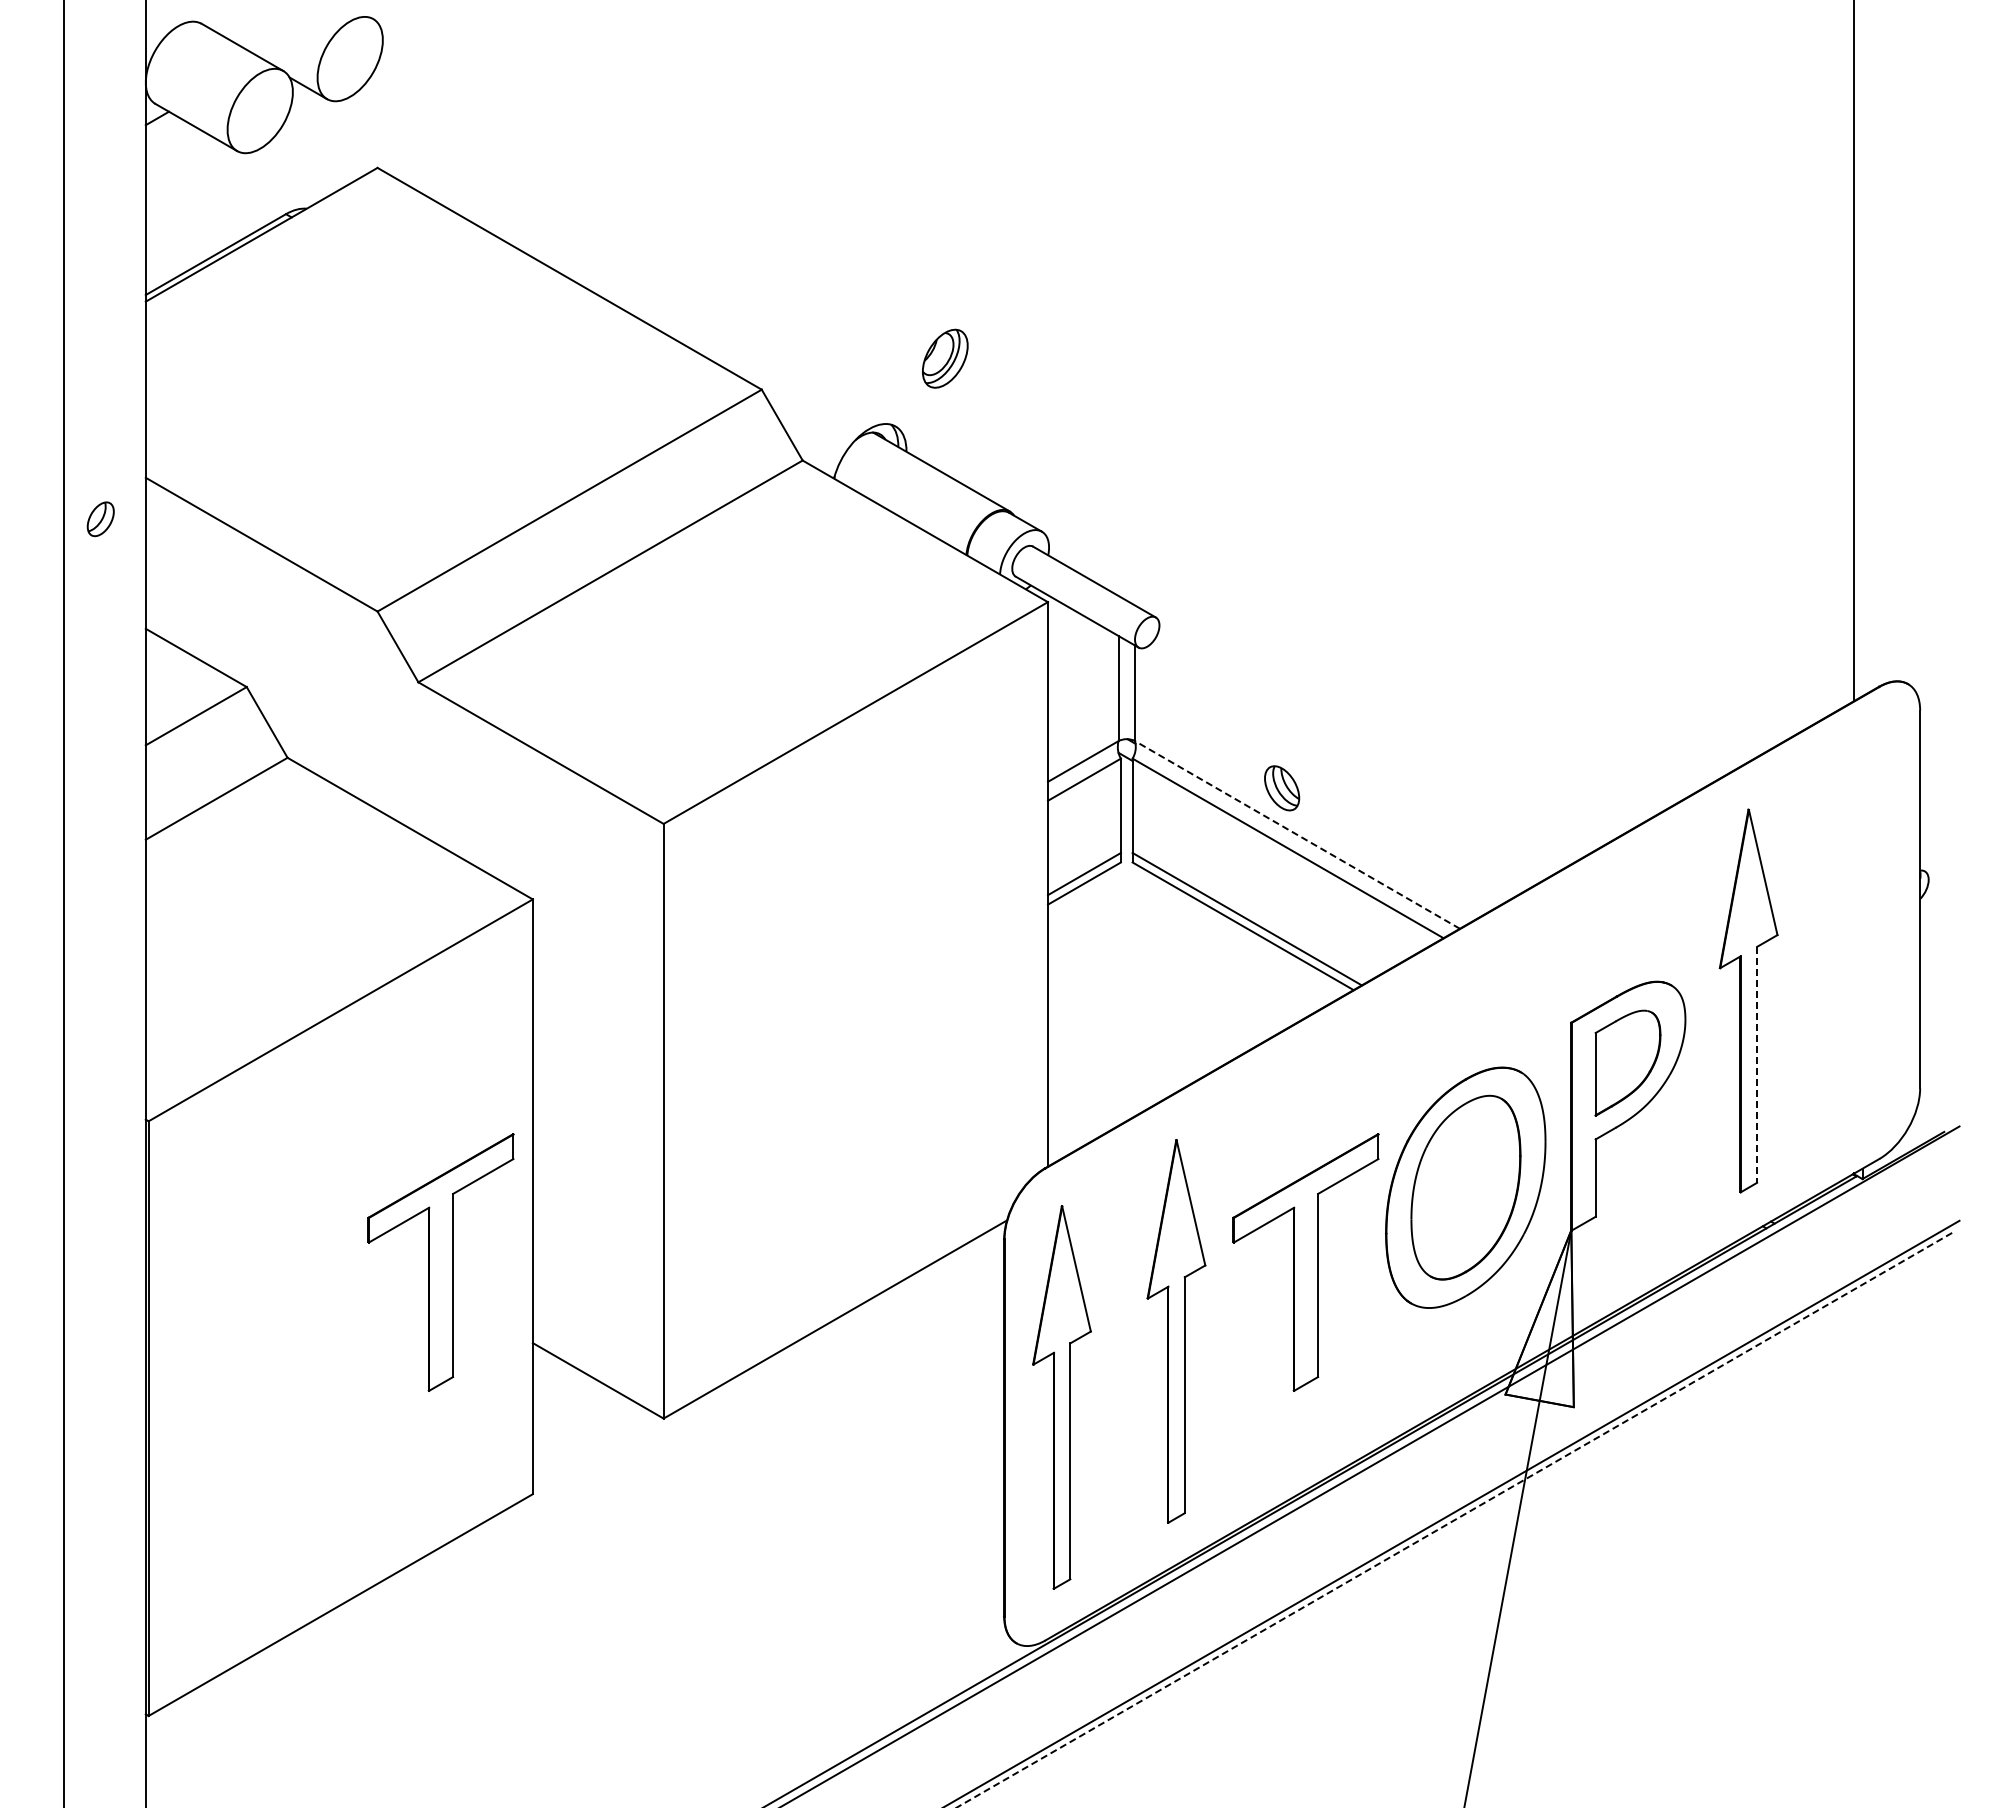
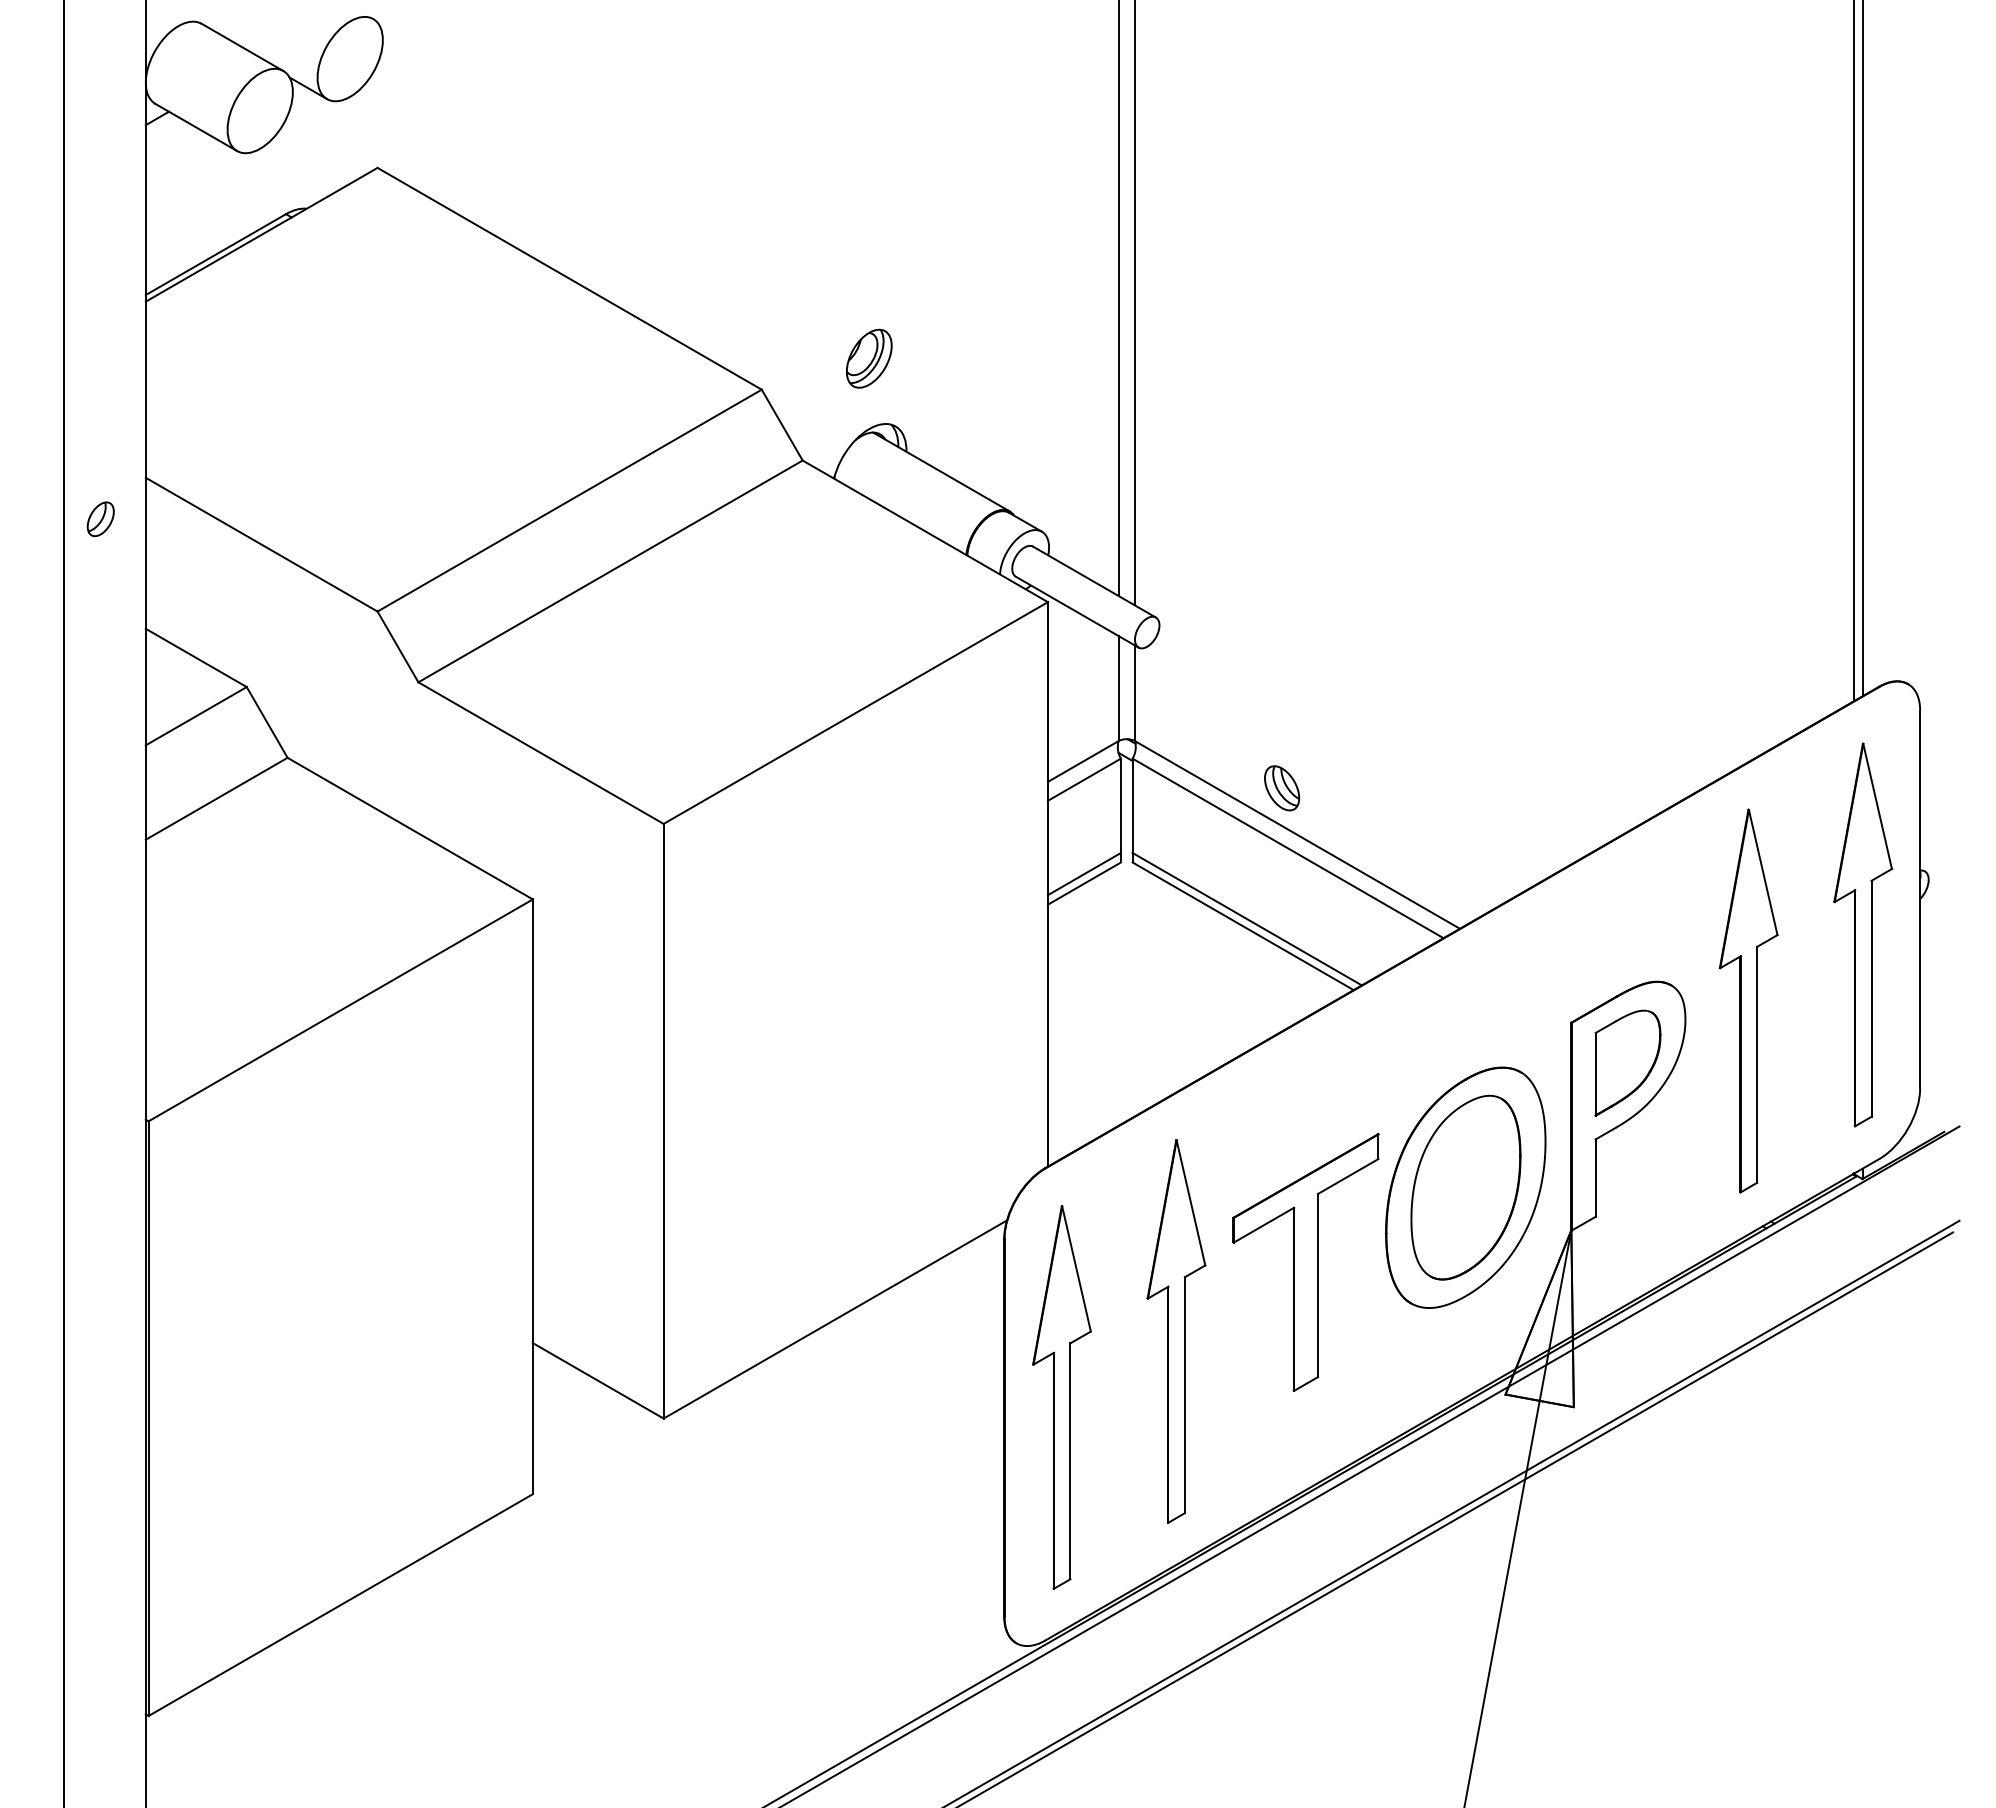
line: none -> present (1118, 299)
line: none -> present (1134, 303)
line: none -> present (1862, 349)
part position: (945, 358) -> (869, 358) (869, 358)
line: dashed -> solid (1297, 834)
part: none -> present (1862, 934)
line: dashed -> solid (1757, 1064)
part: present -> none (440, 1262)
line: dashed -> solid (1455, 1519)
